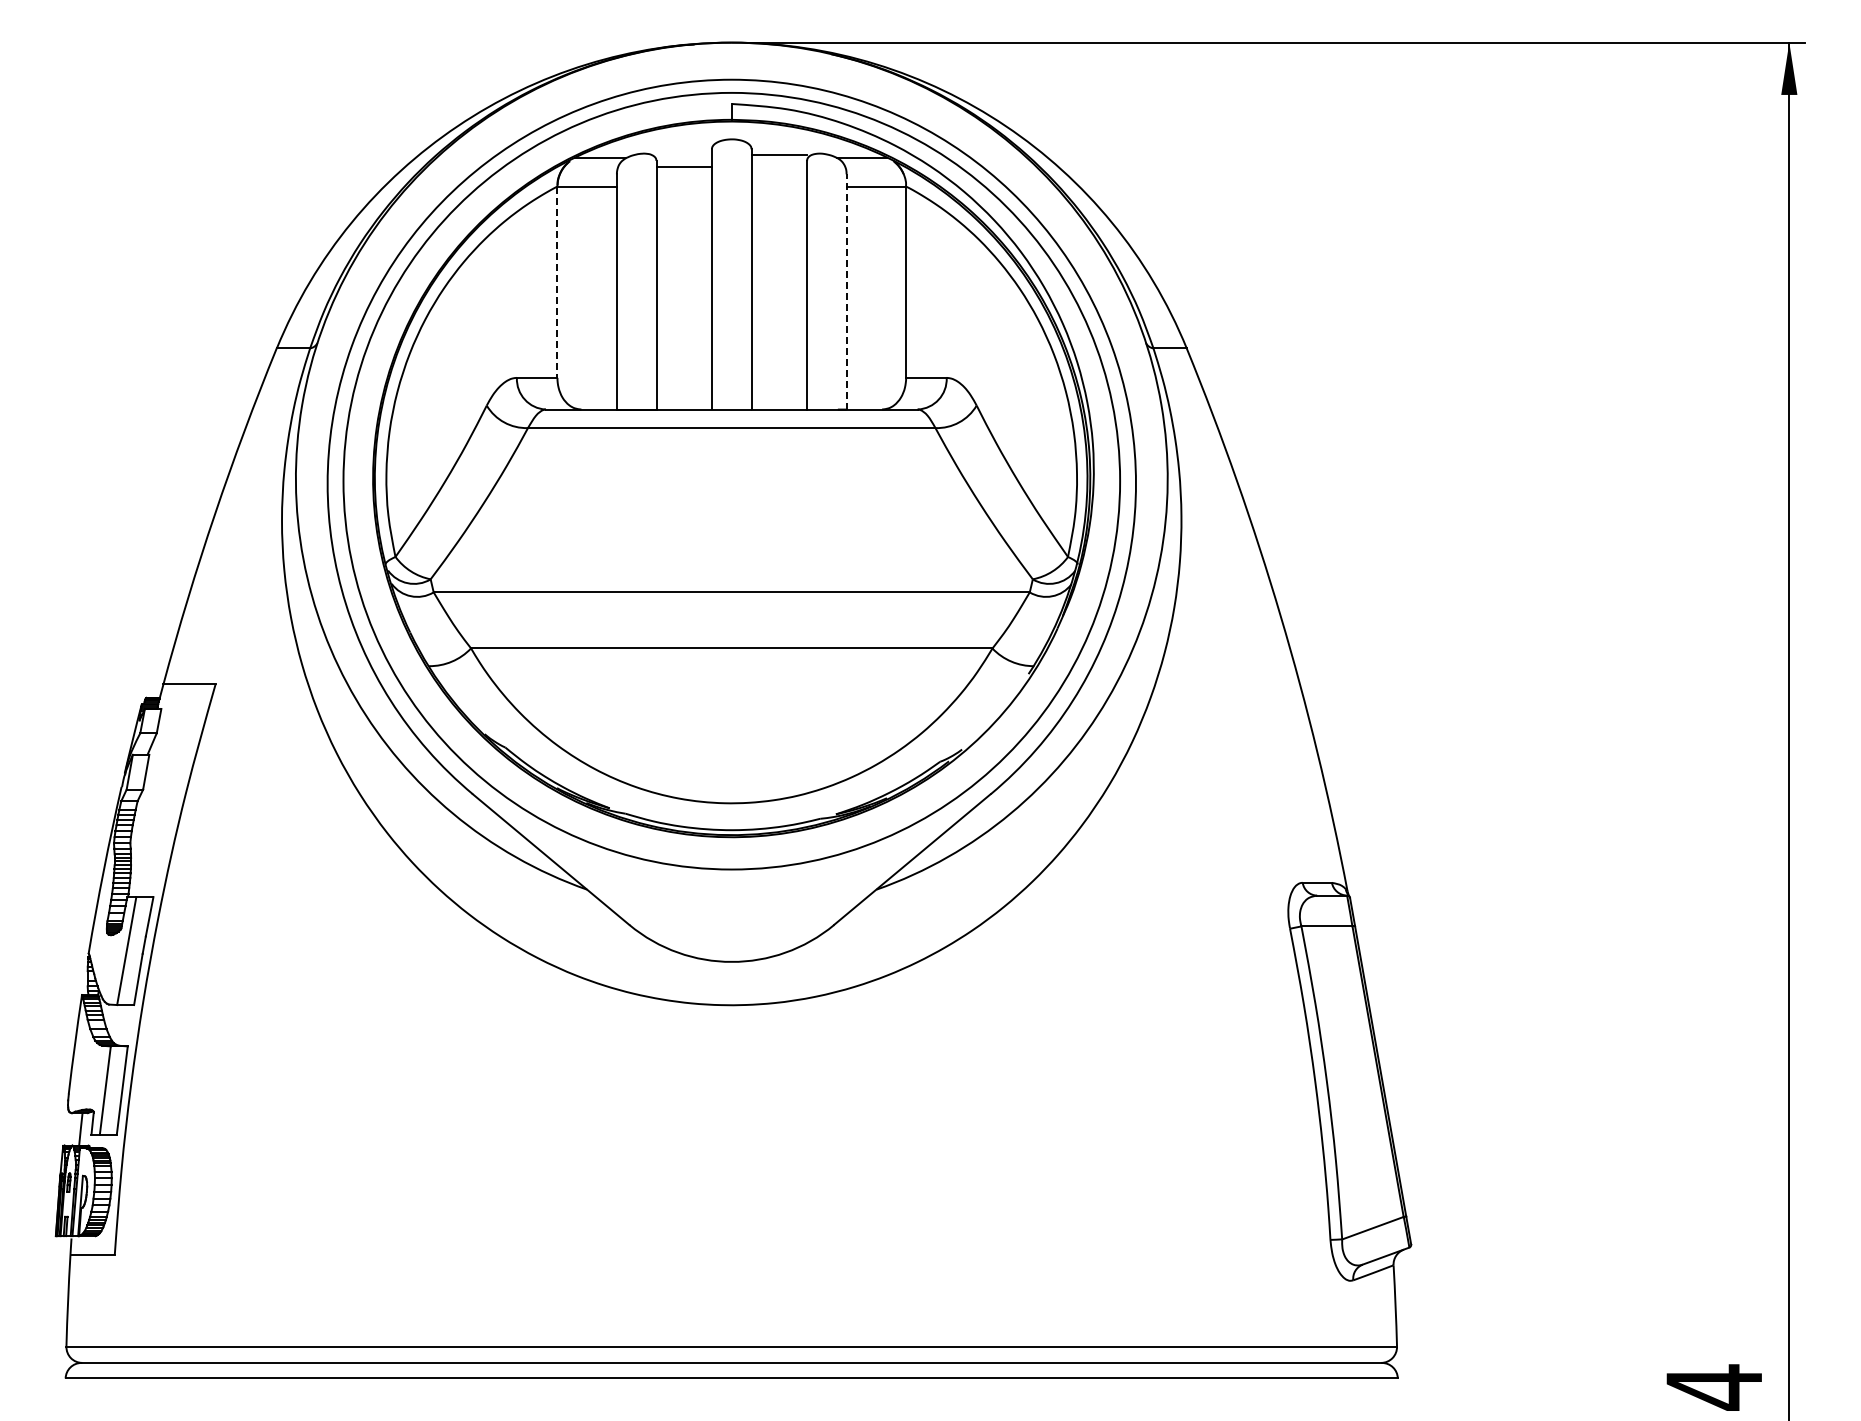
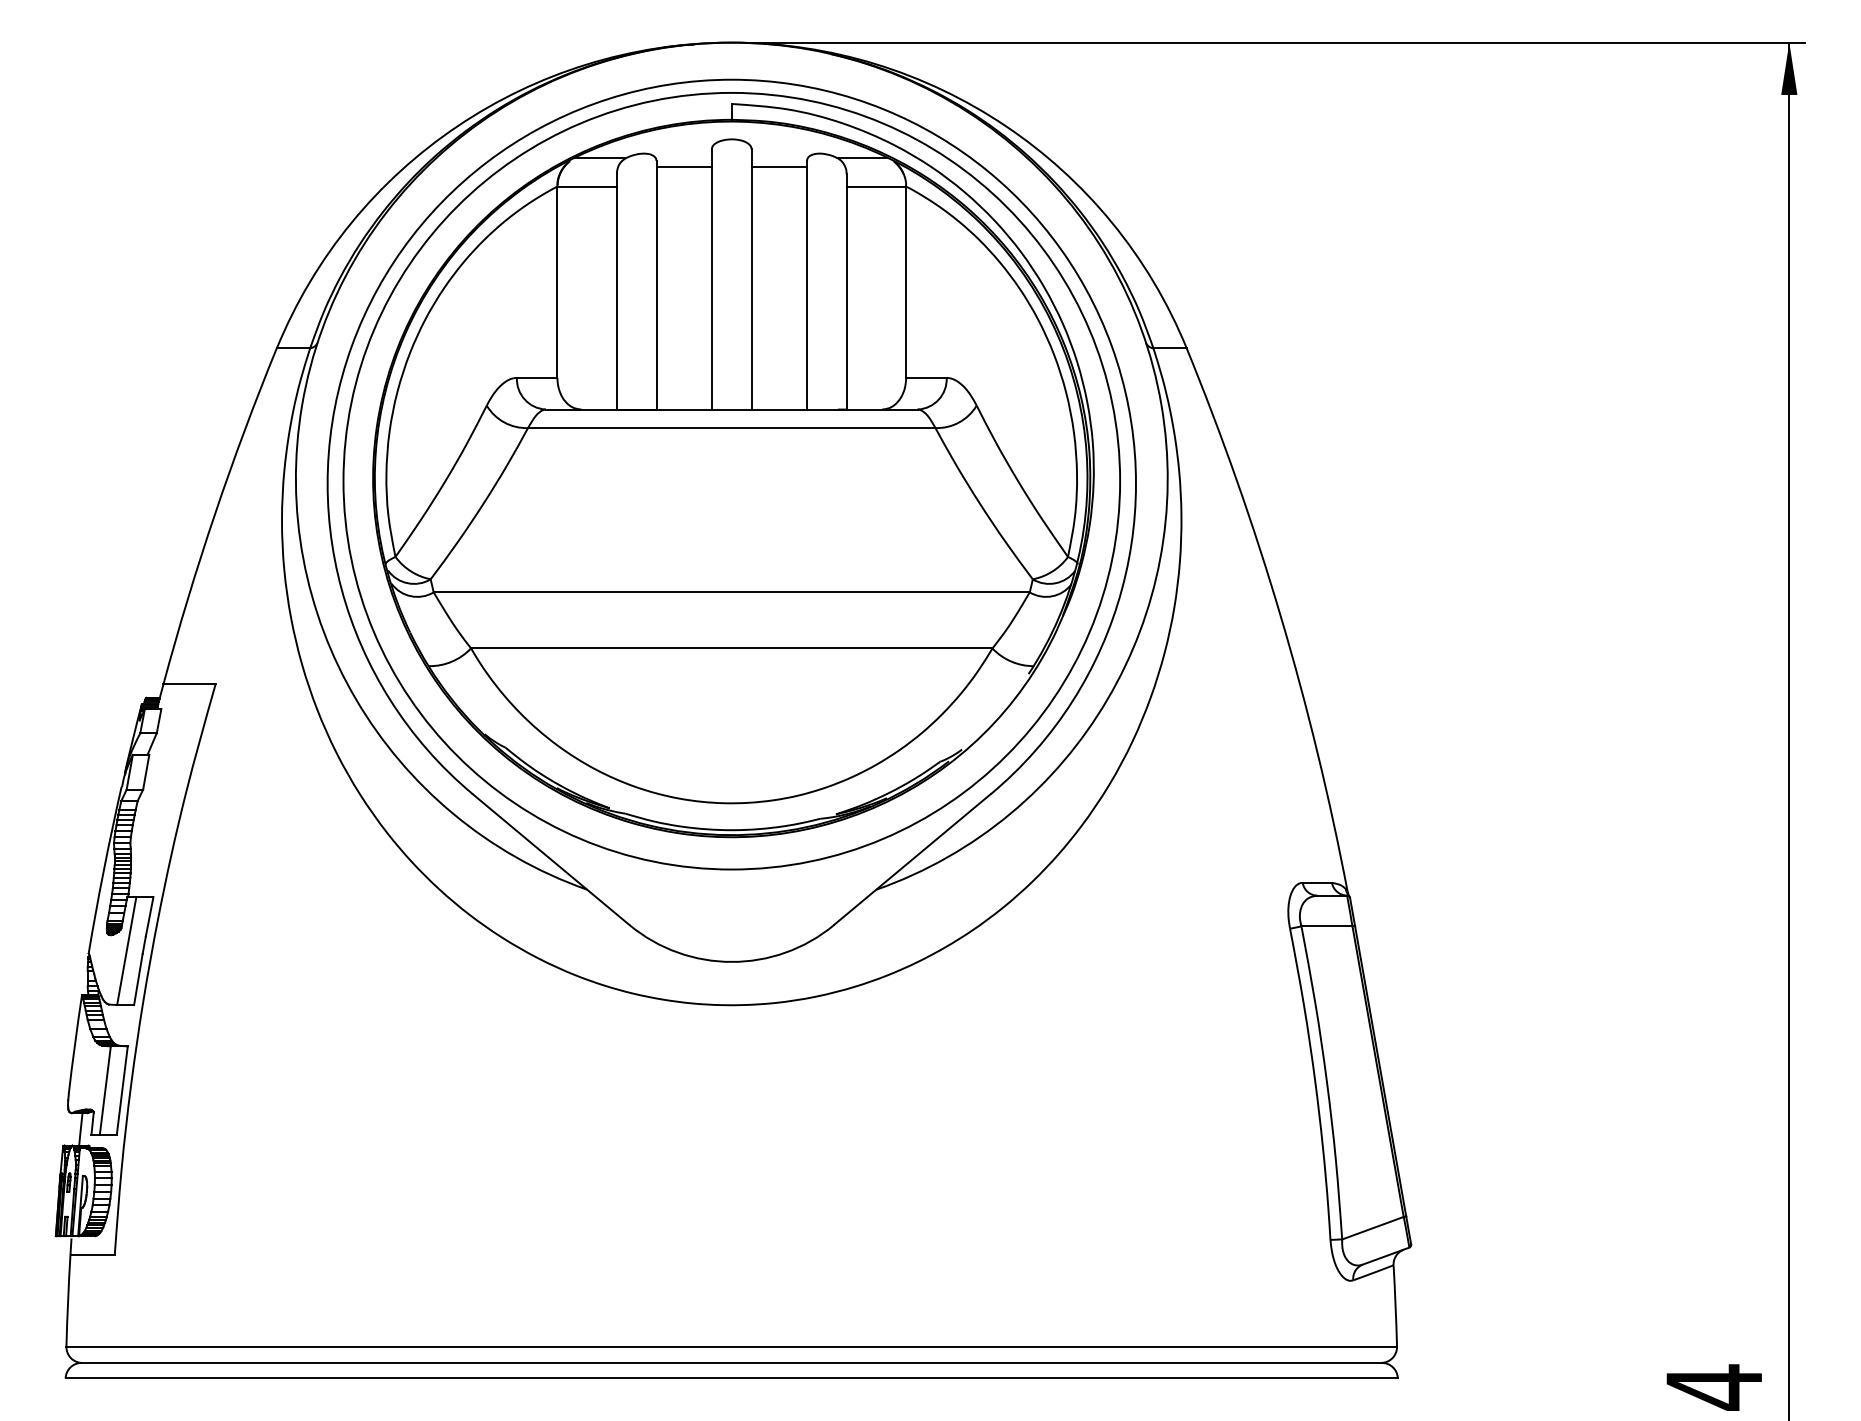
line position: (779, 155) -> (779, 167) (779, 167)
line: dashed -> solid (557, 282)
line: dashed -> solid (846, 291)
